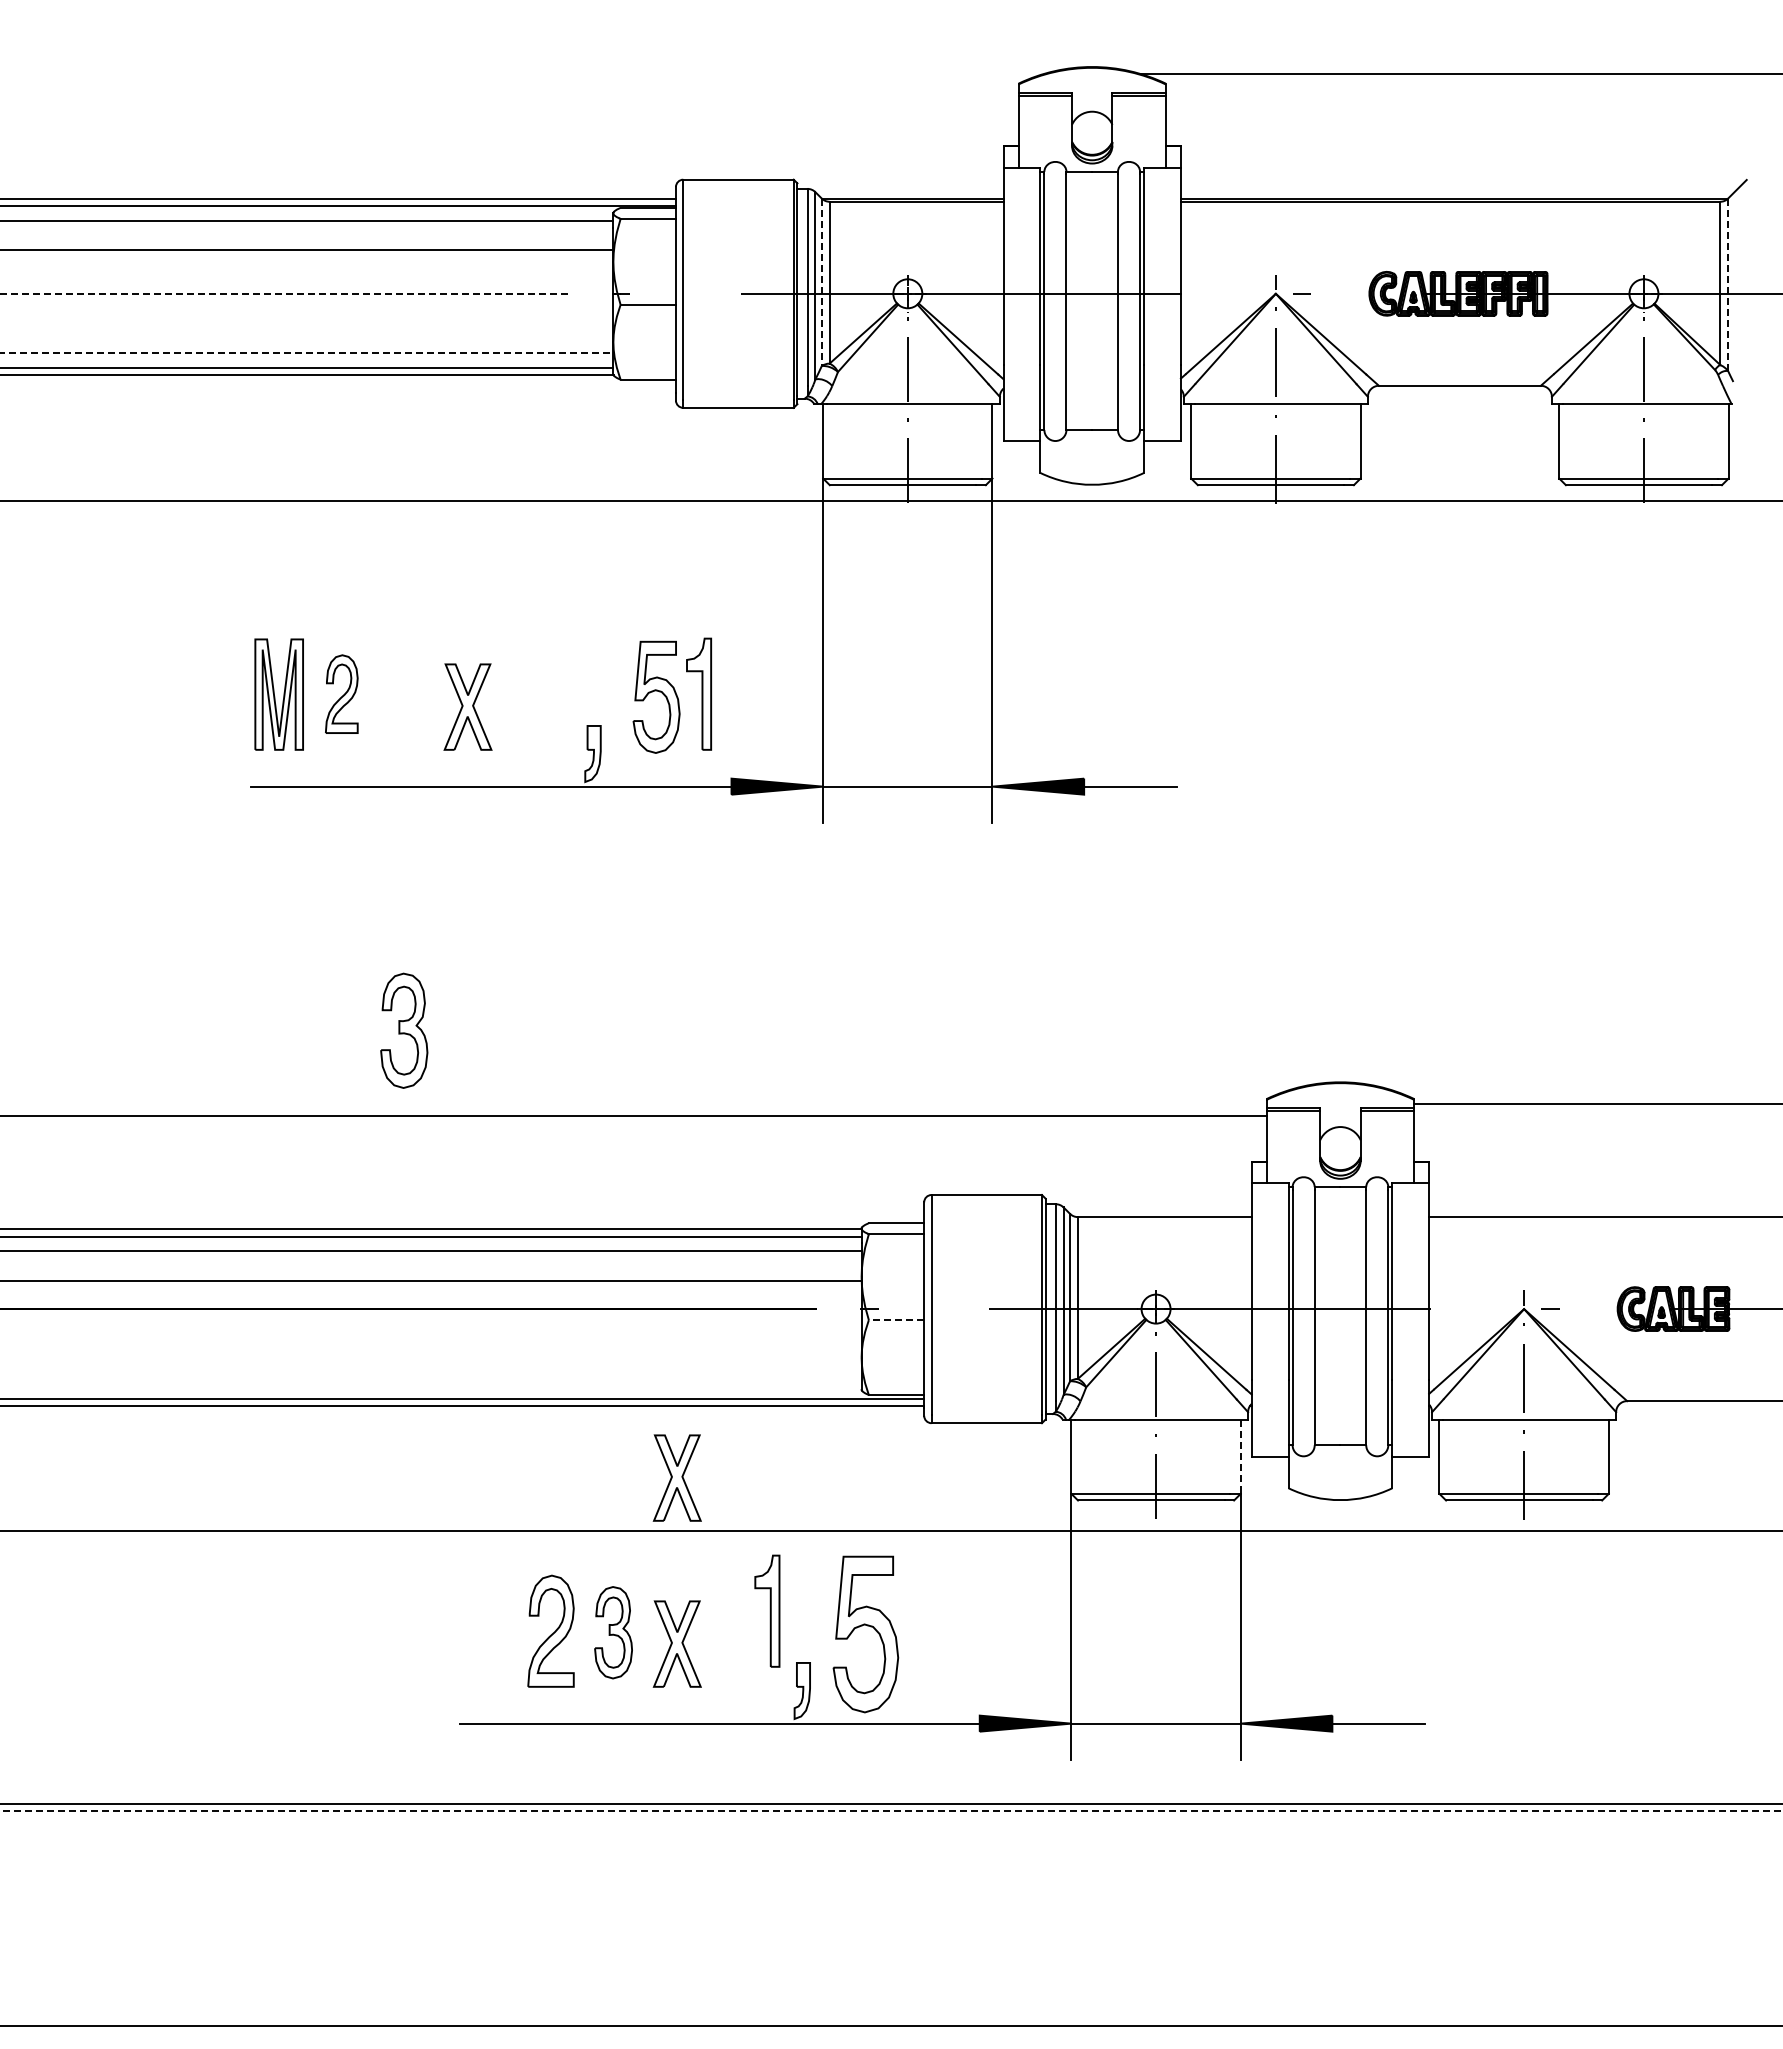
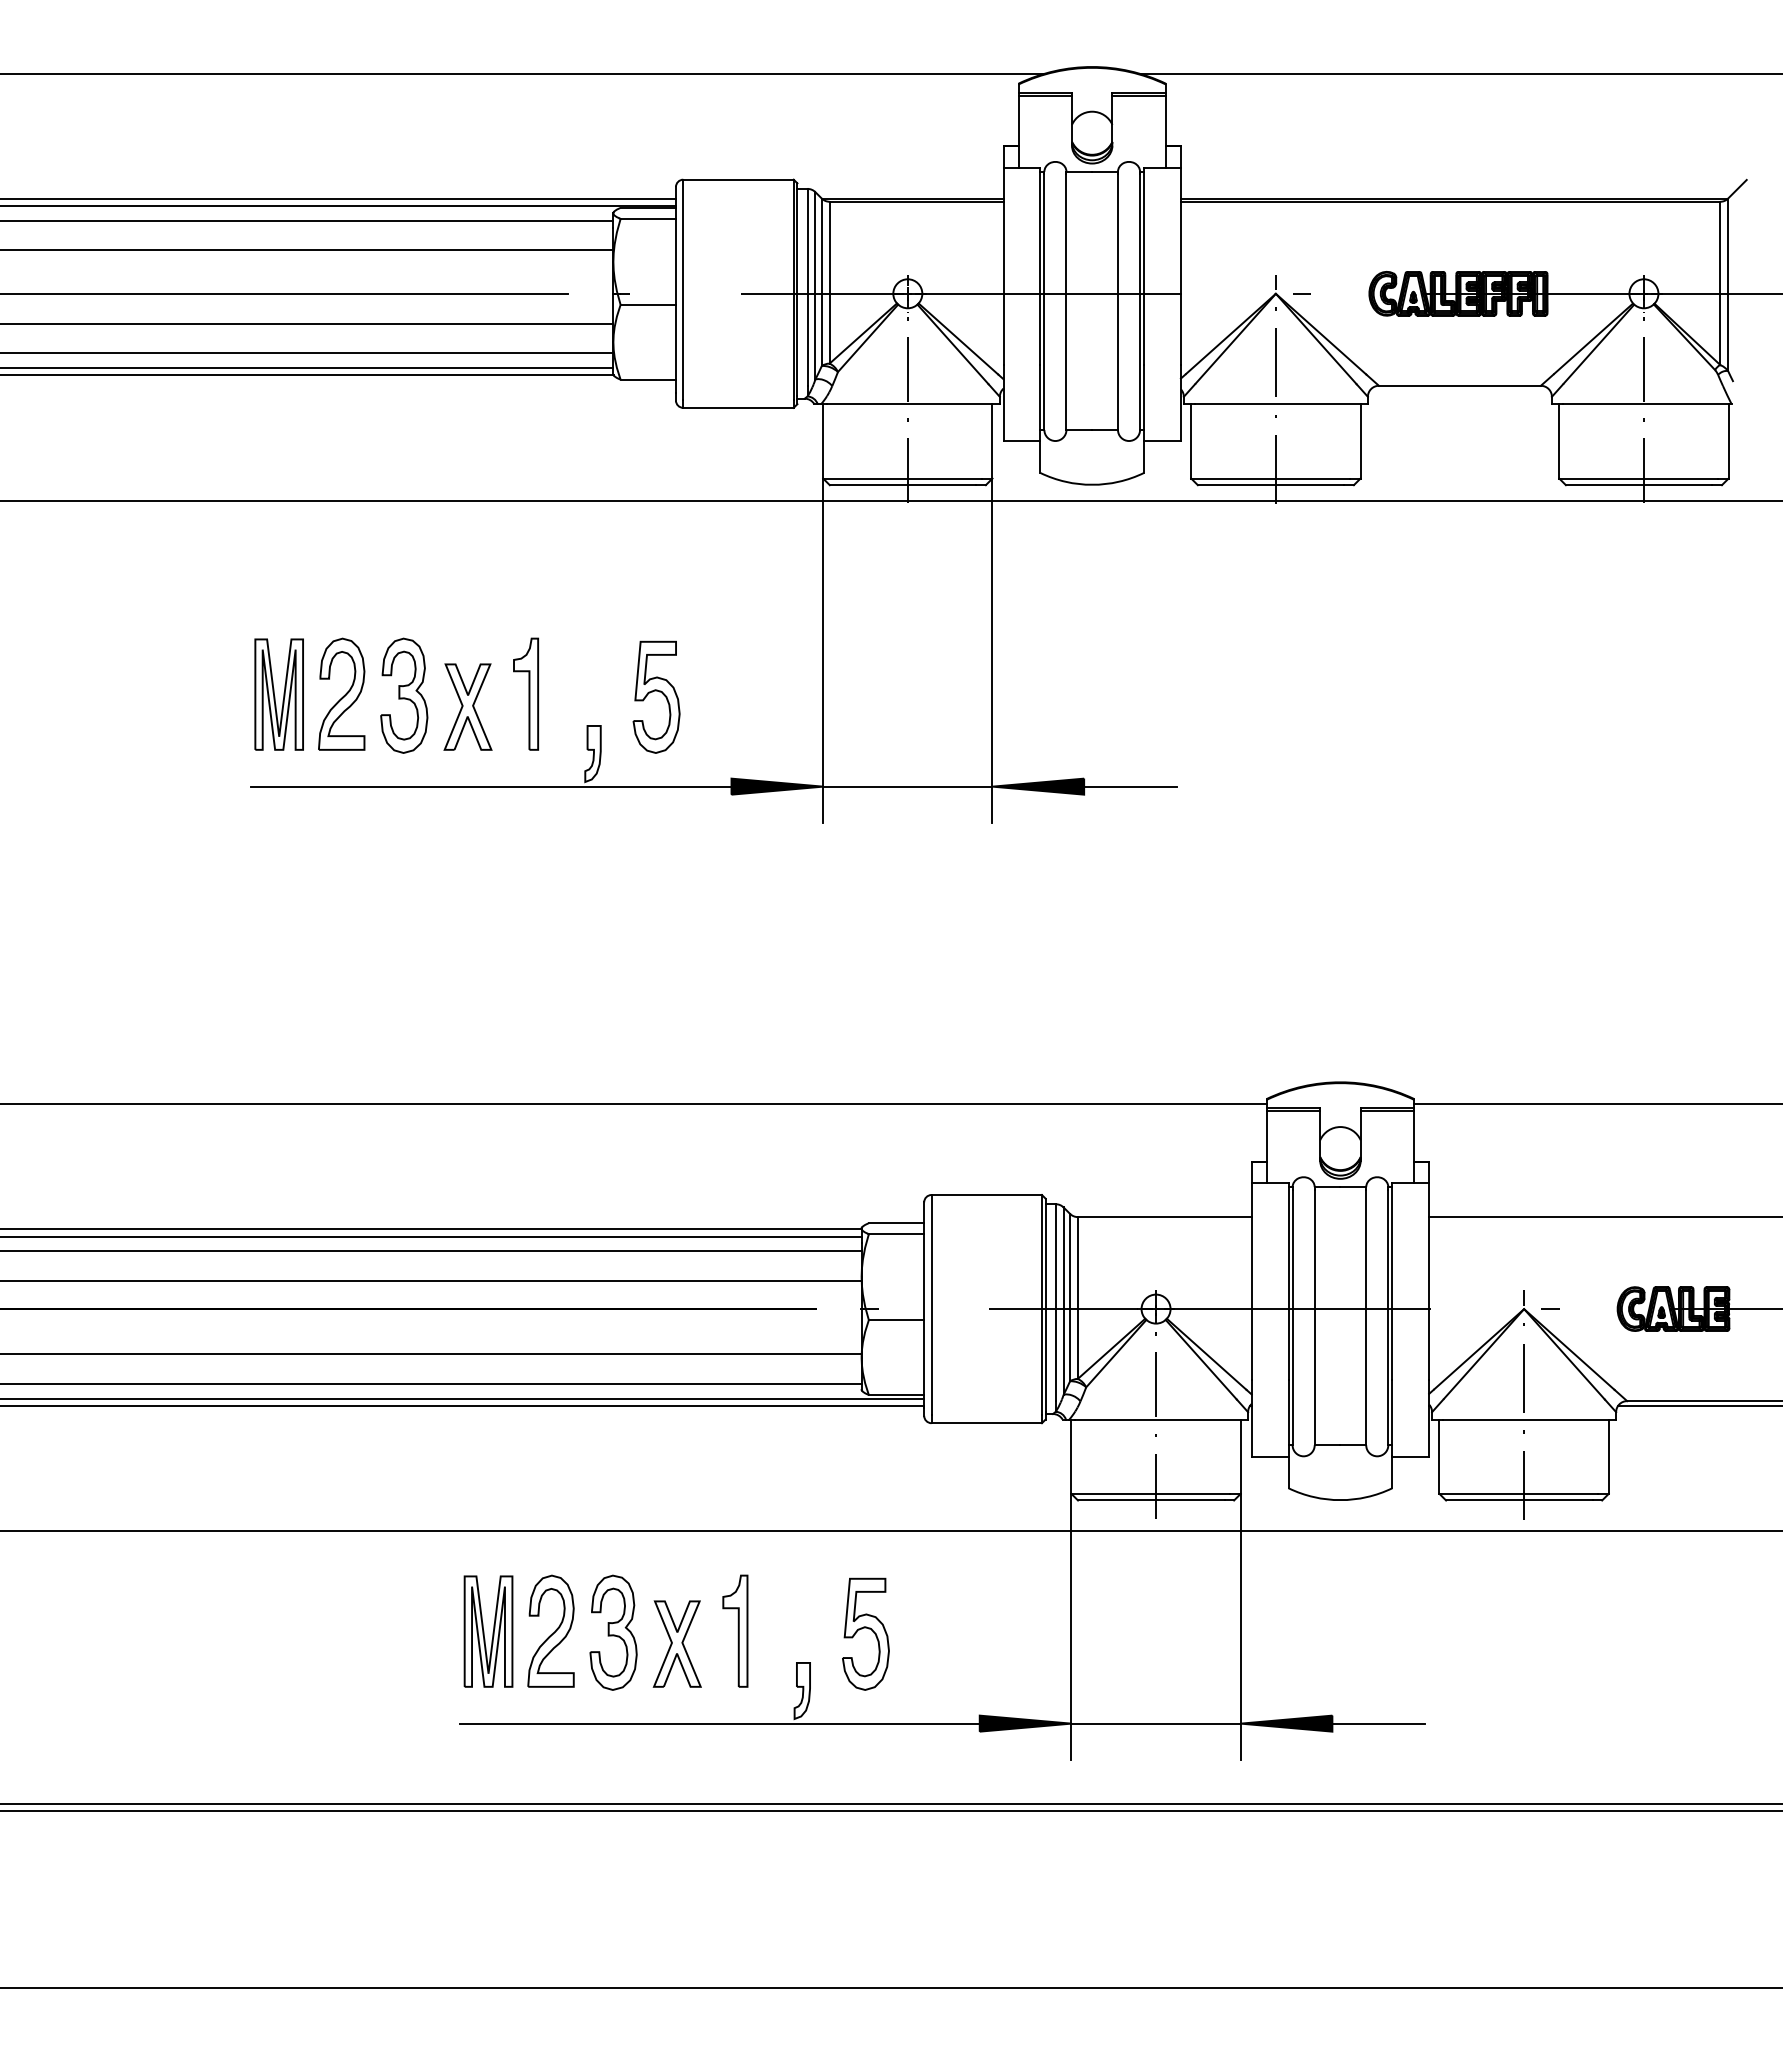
line: none -> present (523, 73)
line: dashed -> solid (821, 282)
line: dashed -> solid (1728, 285)
line: dashed -> solid (284, 293)
line: none -> present (307, 323)
line: dashed -> solid (307, 353)
part size: 34x80 px -> 48x114 px (341, 693)
part position: (698, 693) -> (525, 693) (525, 693)
part position: (404, 1030) -> (404, 695) (404, 695)
line position: (634, 1116) -> (634, 1104) (634, 1104)
line: dashed -> solid (896, 1320)
line: none -> present (431, 1354)
line: none -> present (431, 1383)
line: none -> present (1698, 1406)
line: dashed -> solid (1240, 1457)
part: present -> none (676, 1477)
part position: (767, 1610) -> (735, 1630) (735, 1630)
part: none -> present (488, 1631)
part size: 39x94 px -> 49x117 px (613, 1632)
part size: 68x159 px -> 48x114 px (865, 1633)
line: dashed -> solid (891, 1810)
line position: (890, 2025) -> (890, 1987) (890, 1987)
